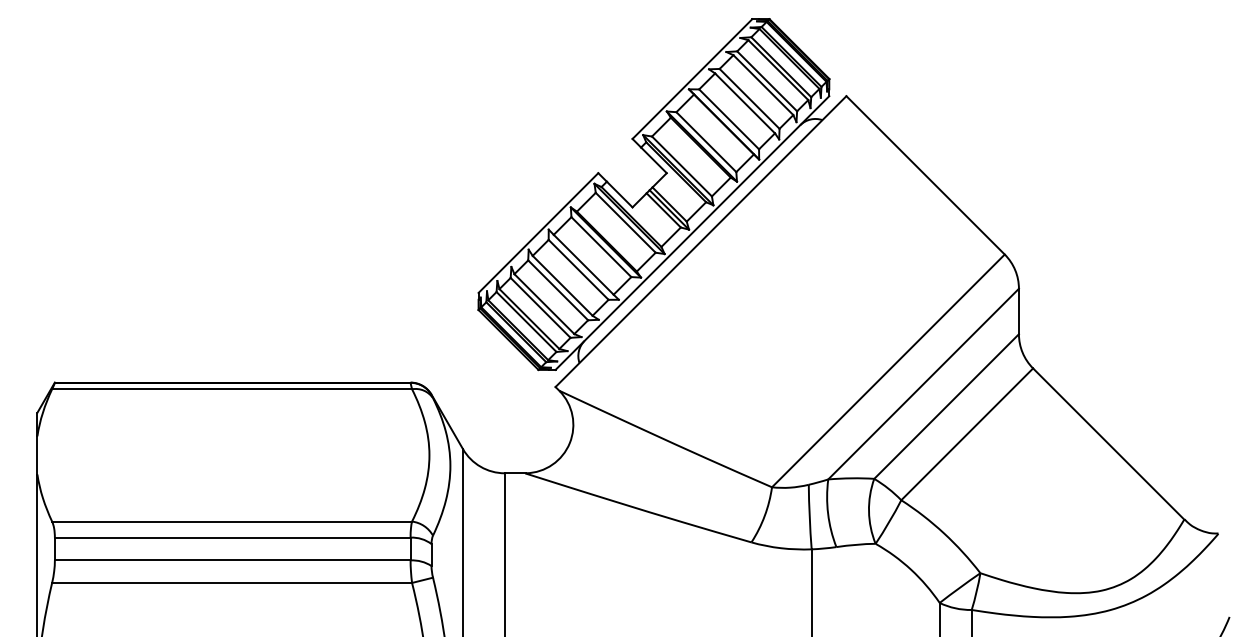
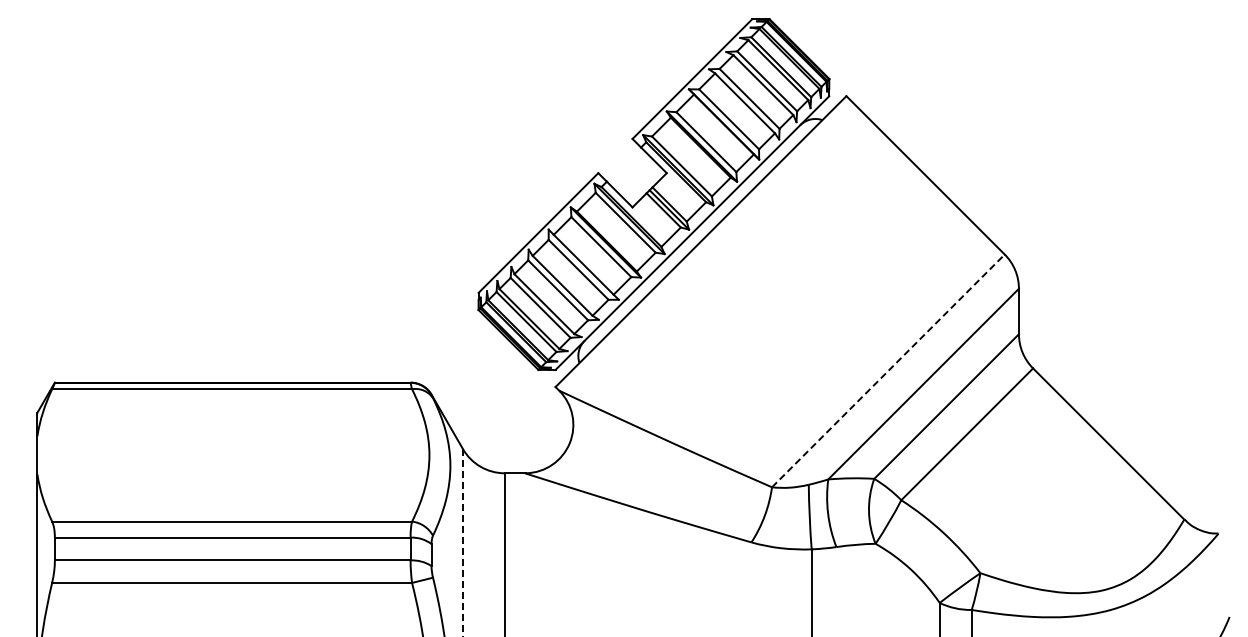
line: solid -> dashed (888, 370)
line: solid -> dashed (462, 543)
